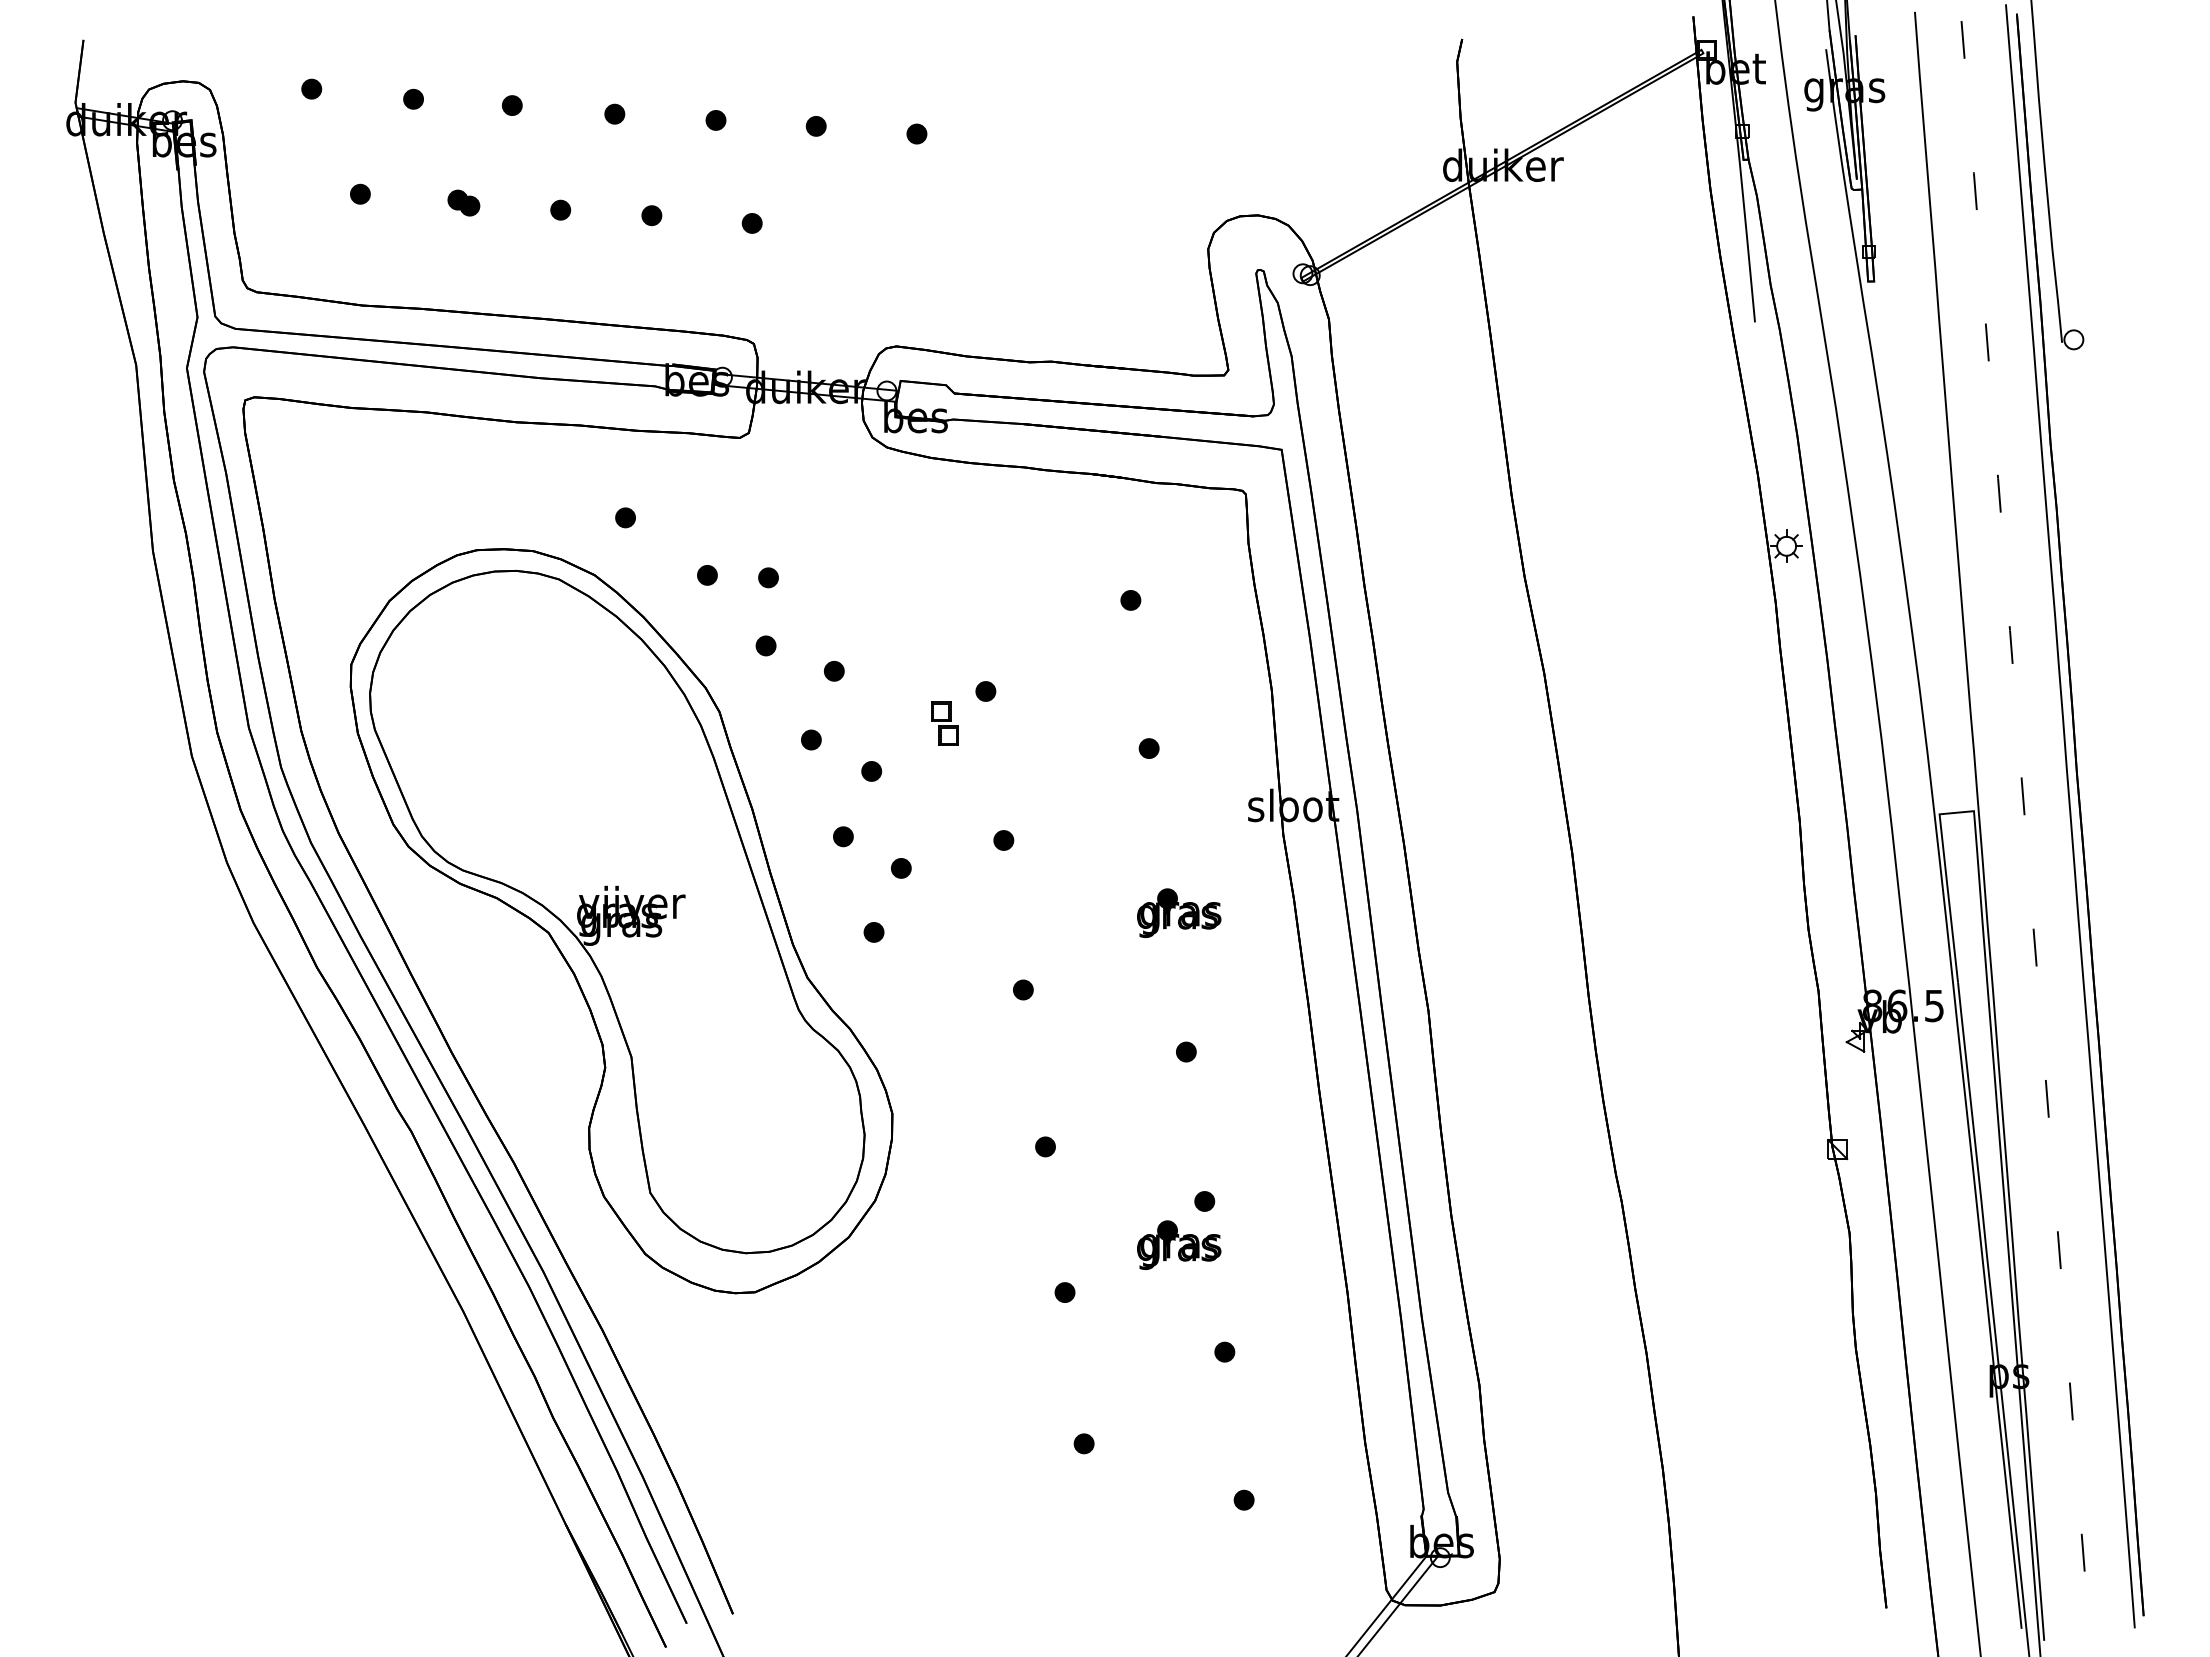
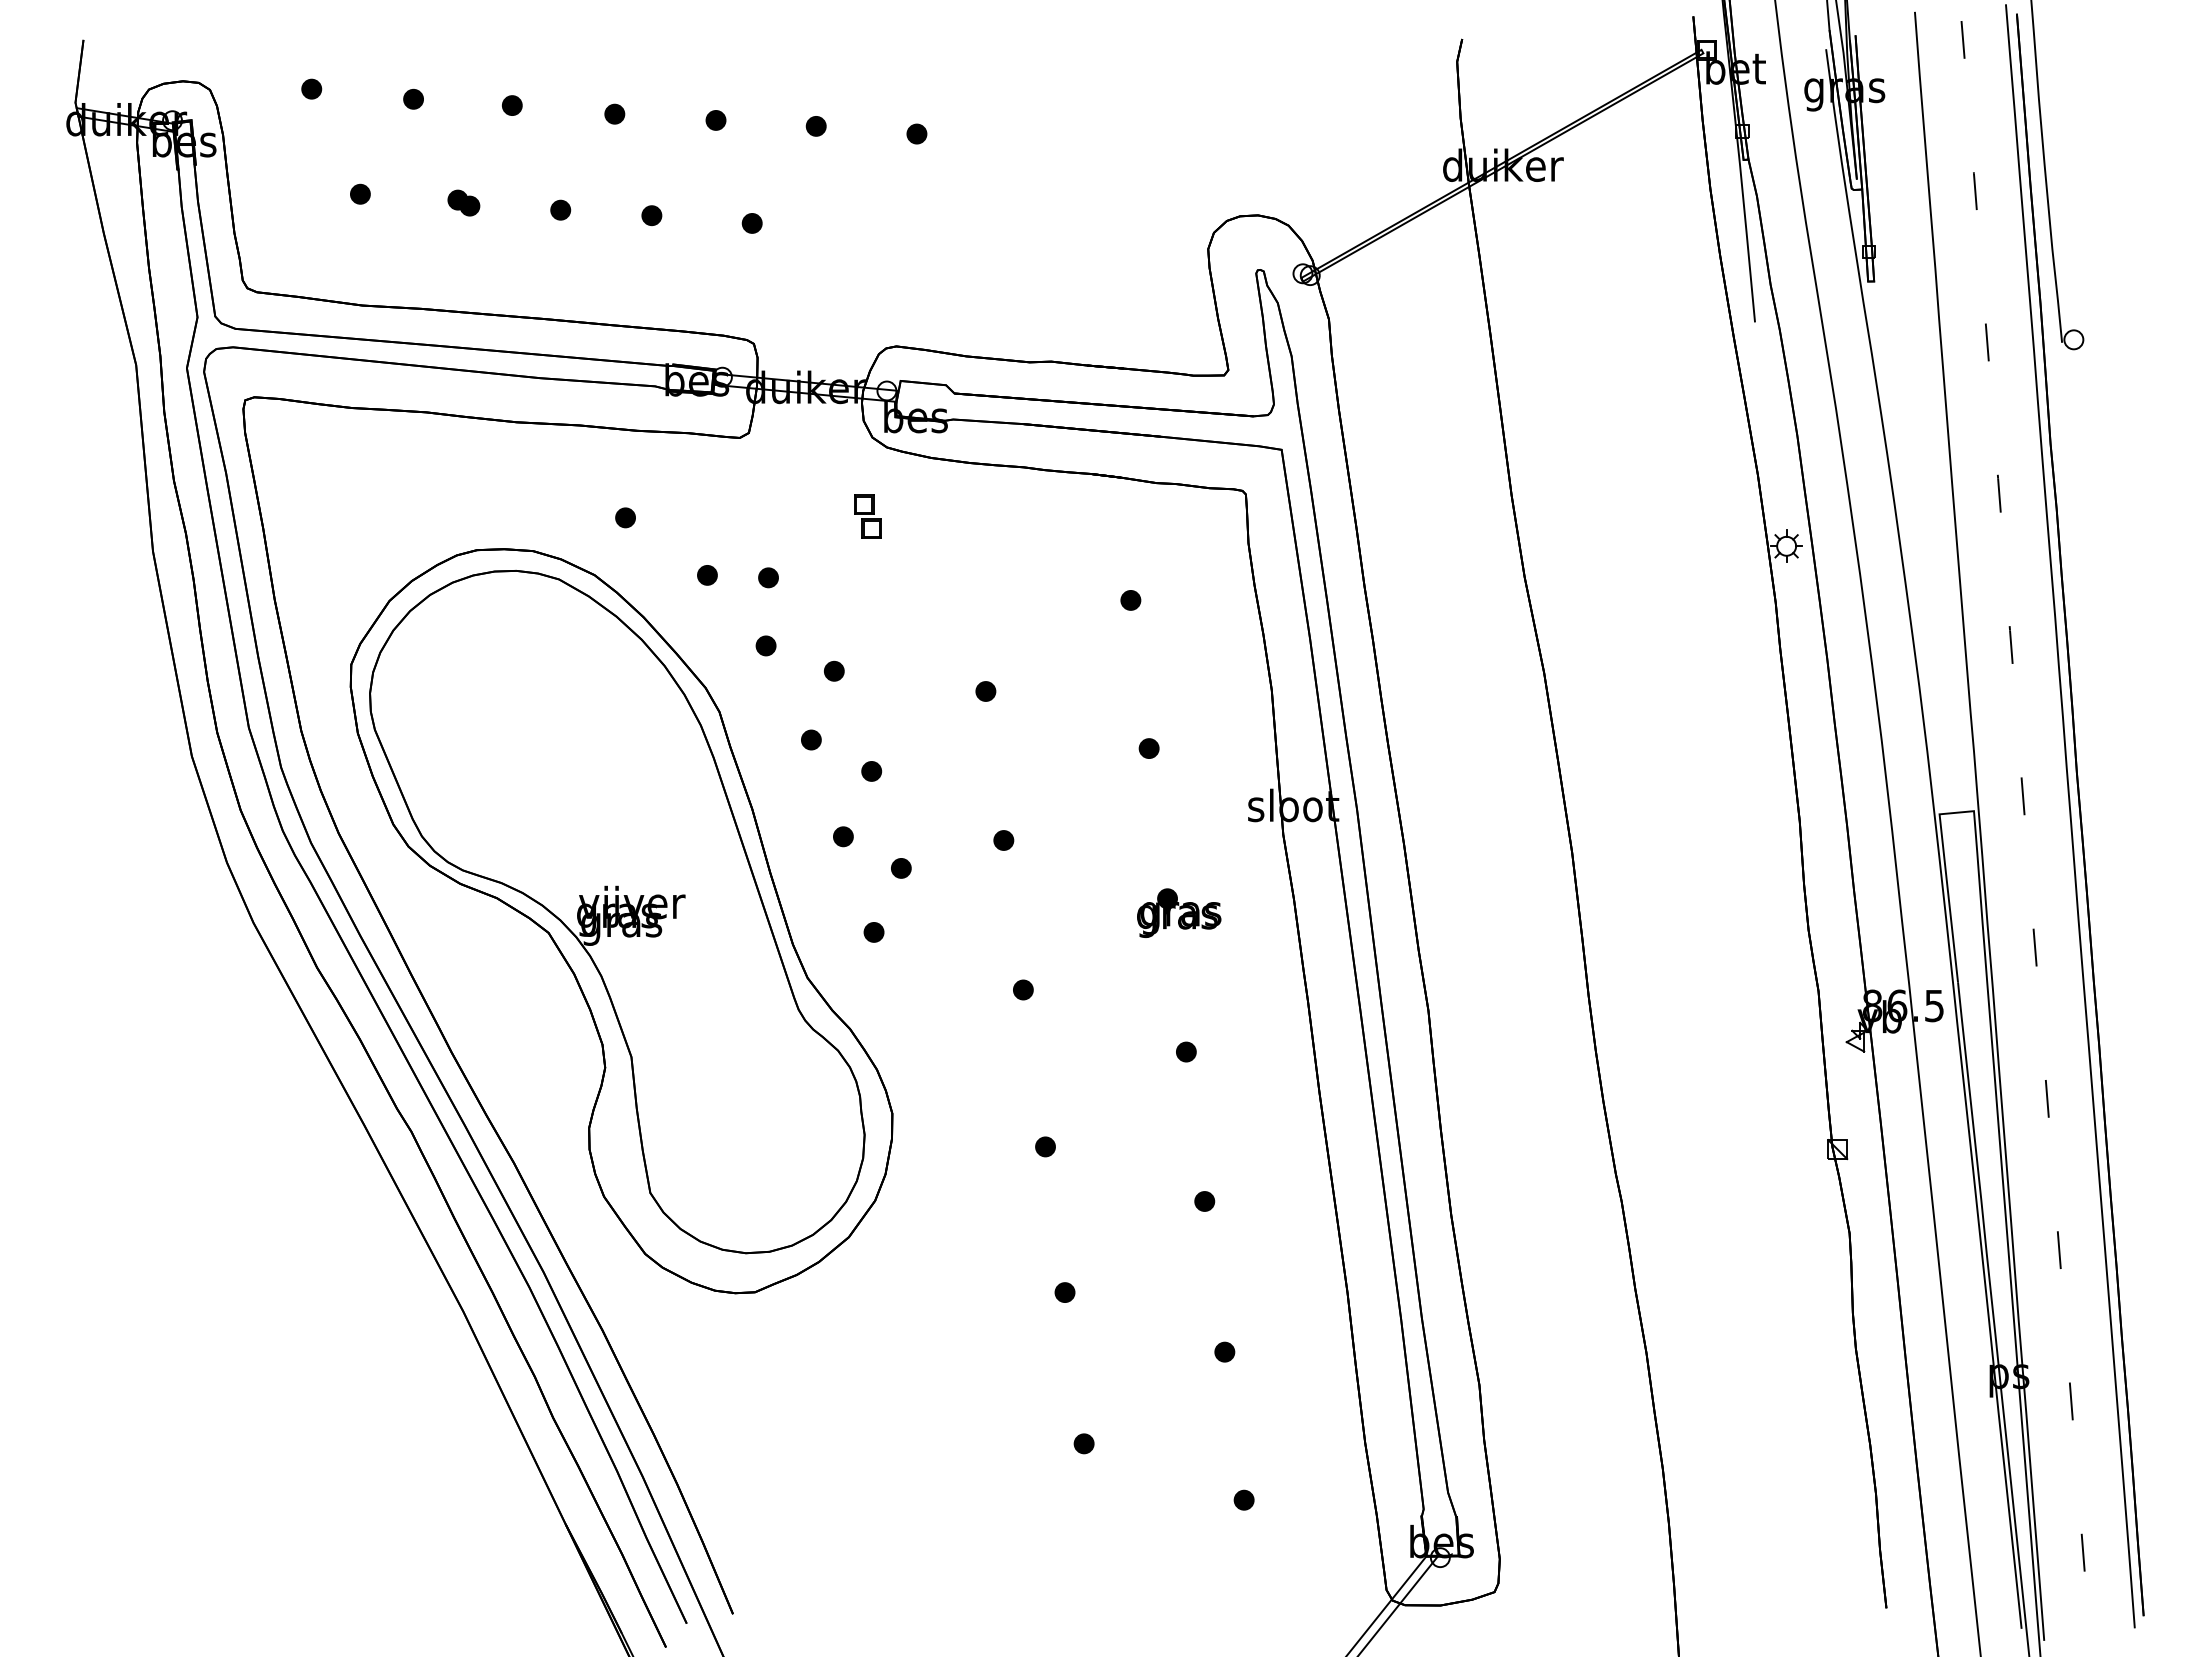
part position: (944, 723) -> (867, 516) (867, 516)
part: present -> none (1179, 1244)
